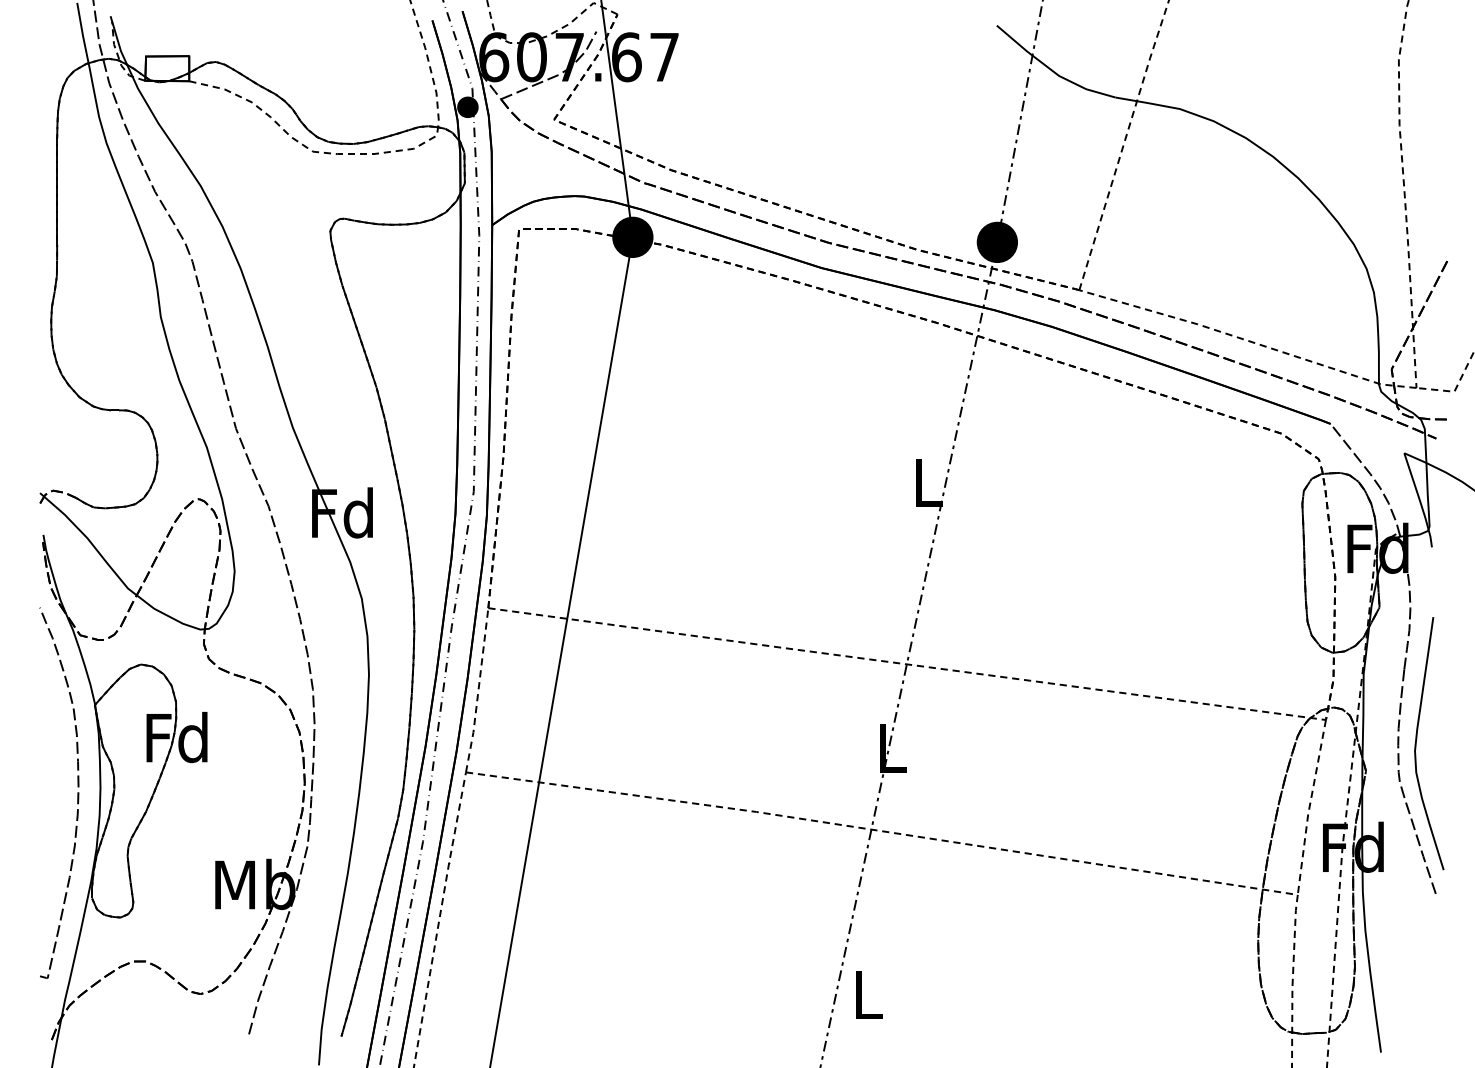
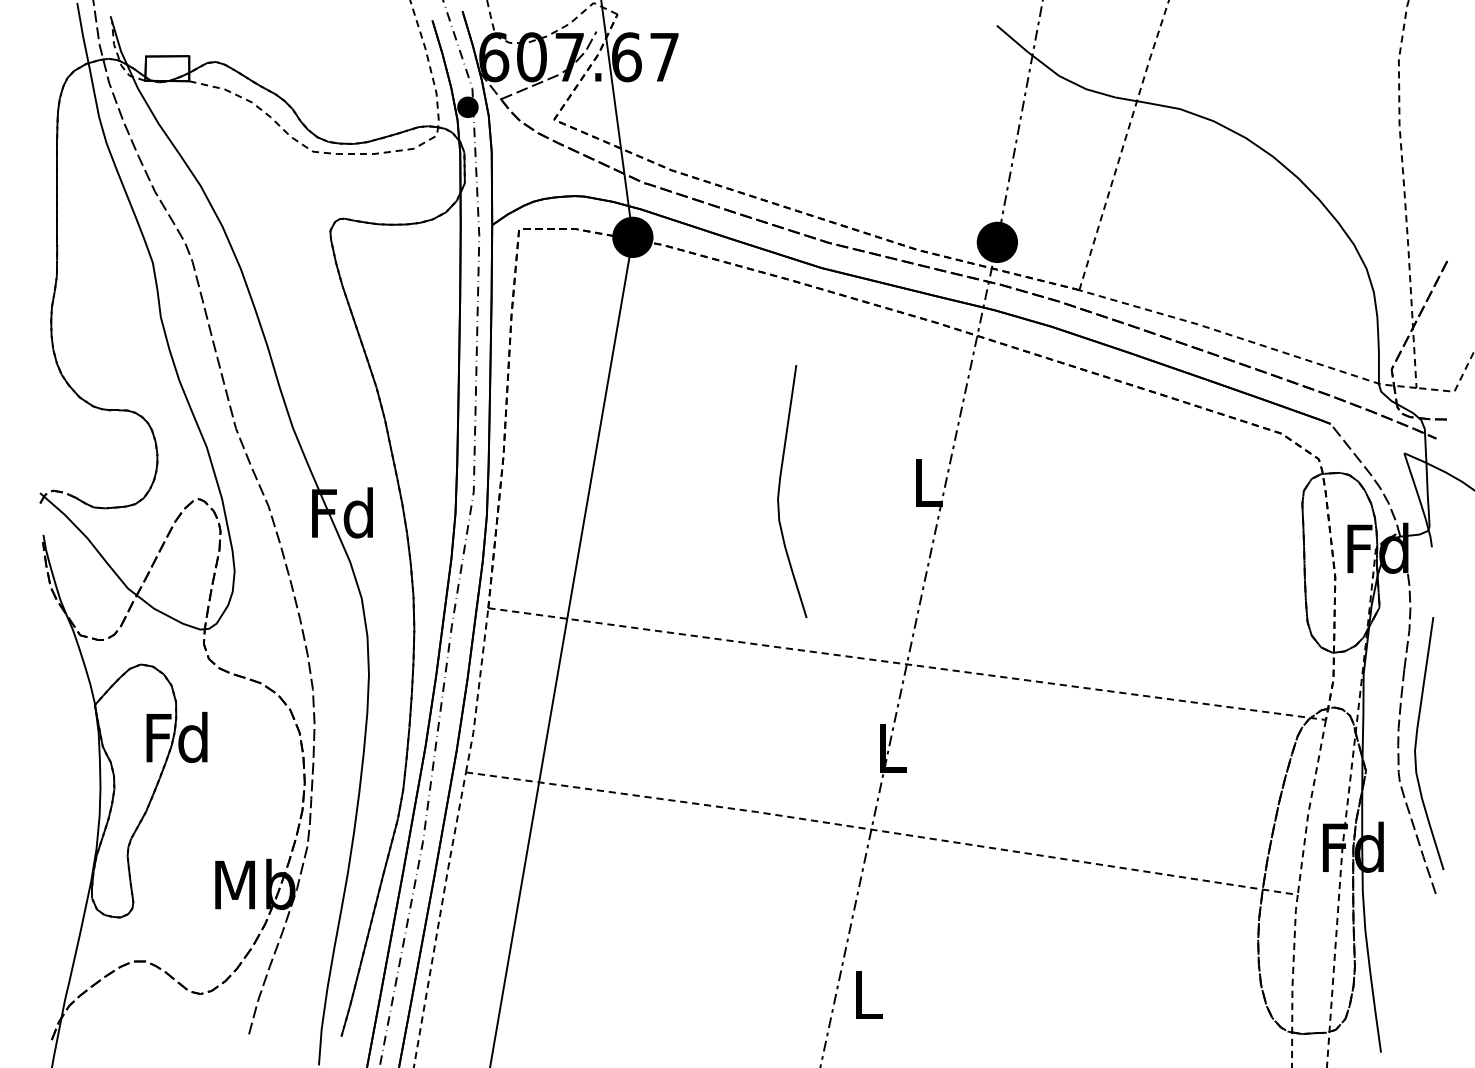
curve: none -> present (780, 487)
curve: present -> none (77, 792)
